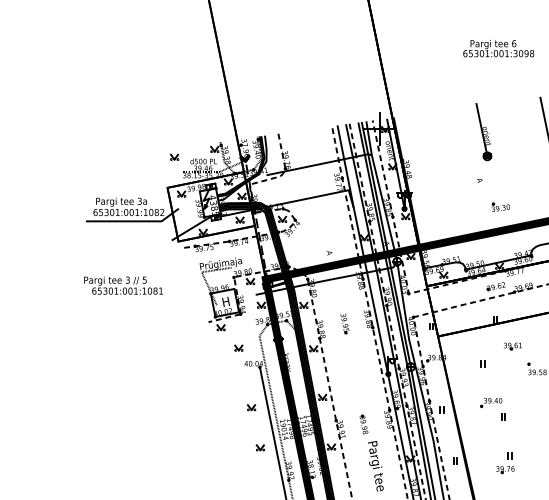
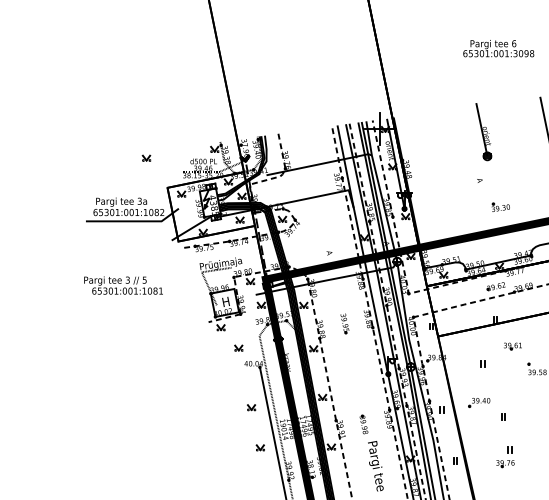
part position: (174, 156) -> (146, 157) (146, 157)
part position: (491, 402) -> (479, 402) (479, 402)
part position: (505, 463) -> (505, 457) (505, 457)
